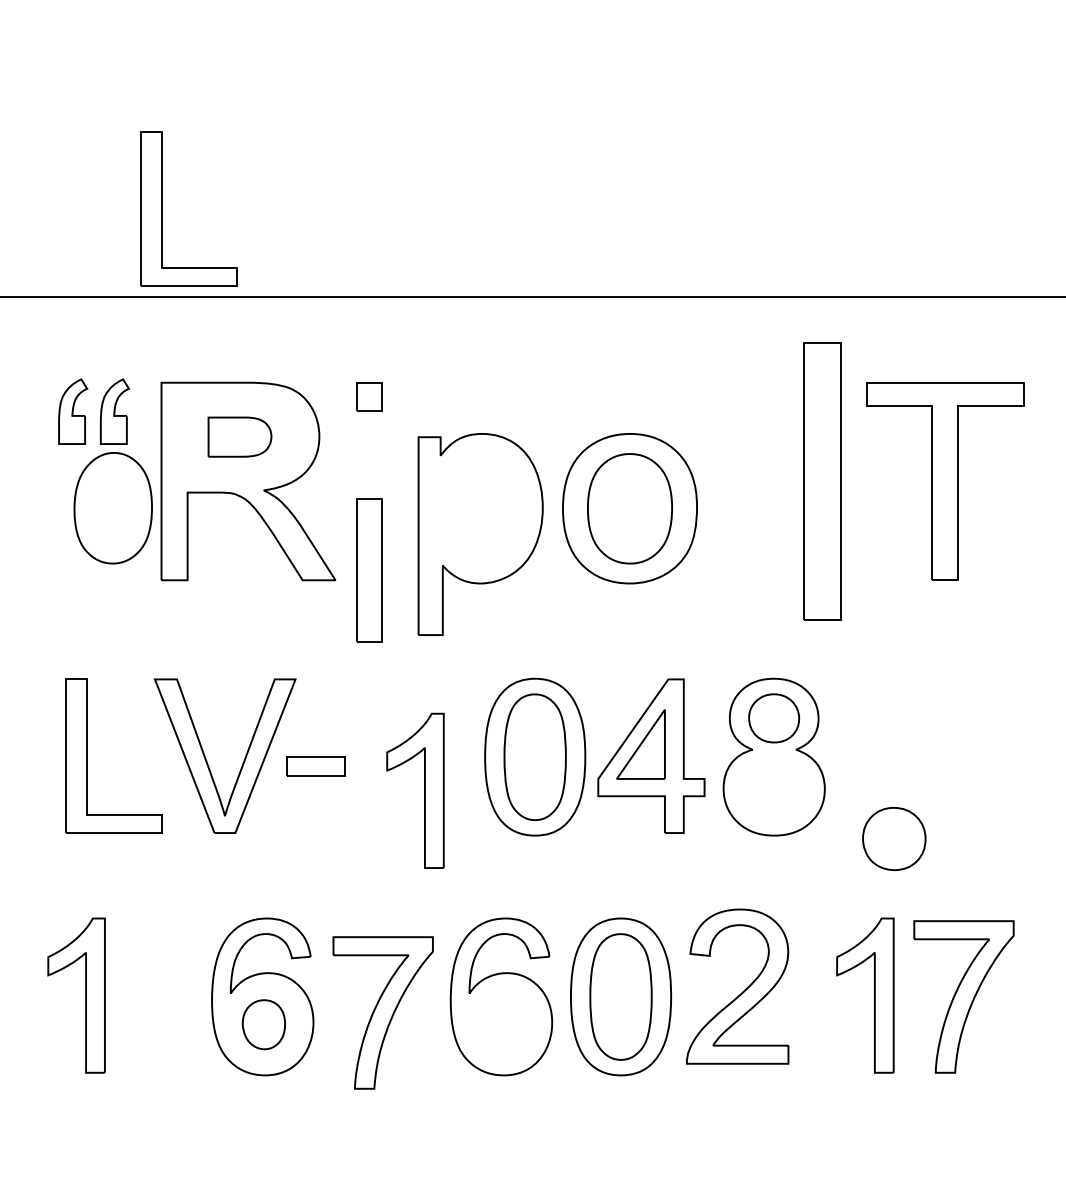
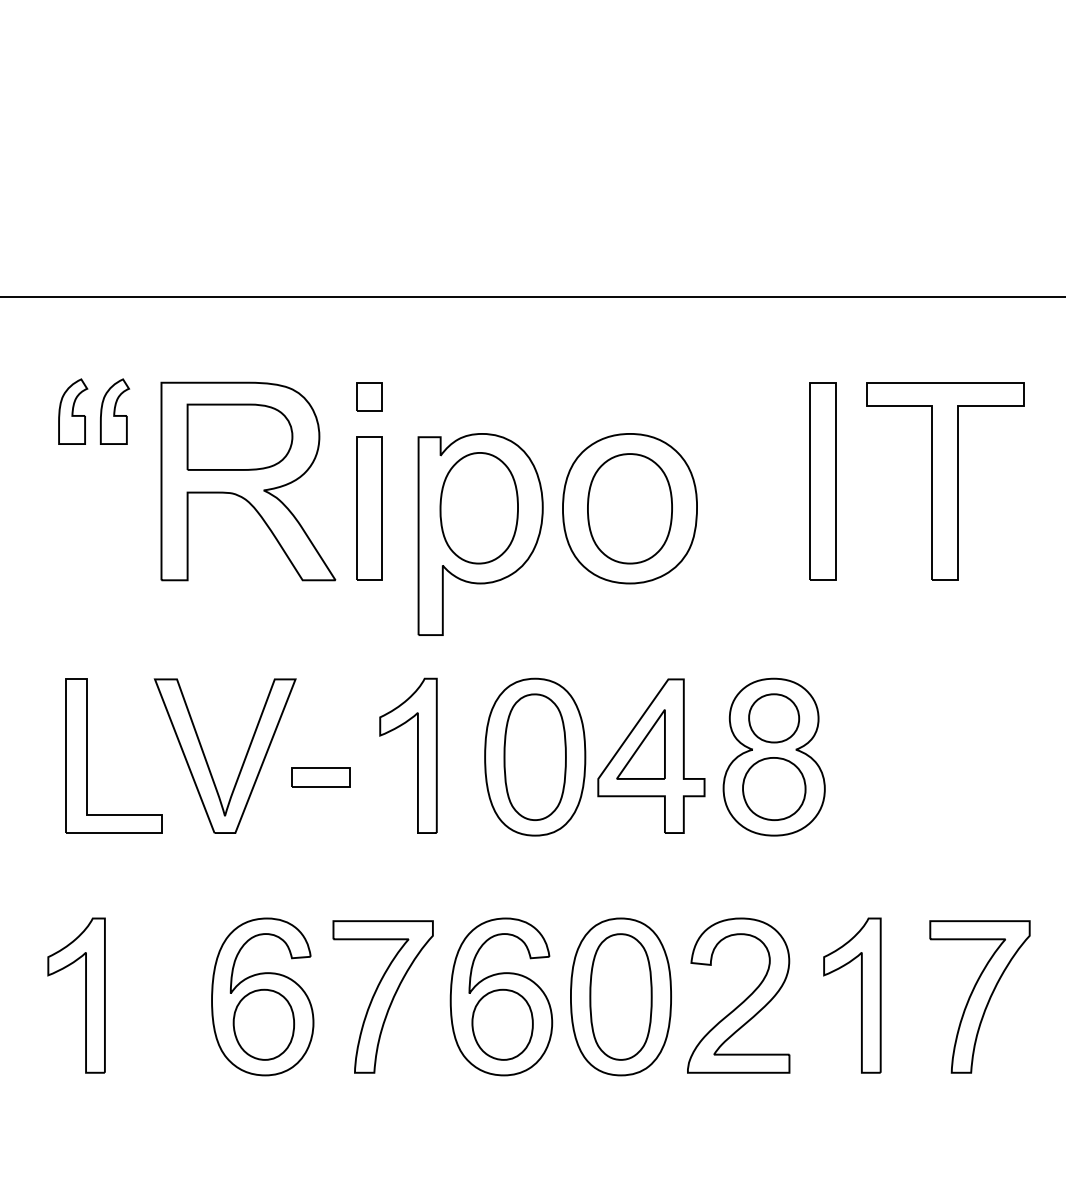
part: present -> none (162, 208)
part size: 66x42 px -> 108x68 px (239, 436)
part size: 39x279 px -> 28x199 px (822, 481)
part position: (112, 508) -> (478, 508) (478, 508)
part position: (369, 570) -> (369, 508) (369, 508)
part position: (315, 766) -> (320, 777) (320, 777)
part position: (424, 790) -> (417, 755) (417, 755)
part position: (894, 838) -> (774, 788) (774, 788)
part position: (742, 991) -> (743, 1000) (743, 1000)
part position: (874, 995) -> (861, 995) (861, 995)
part position: (963, 996) -> (979, 996) (979, 996)
part position: (382, 1012) -> (382, 996) (382, 996)
part size: 45x52 px -> 64x73 px (263, 1024)
part: none -> present (502, 1024)
